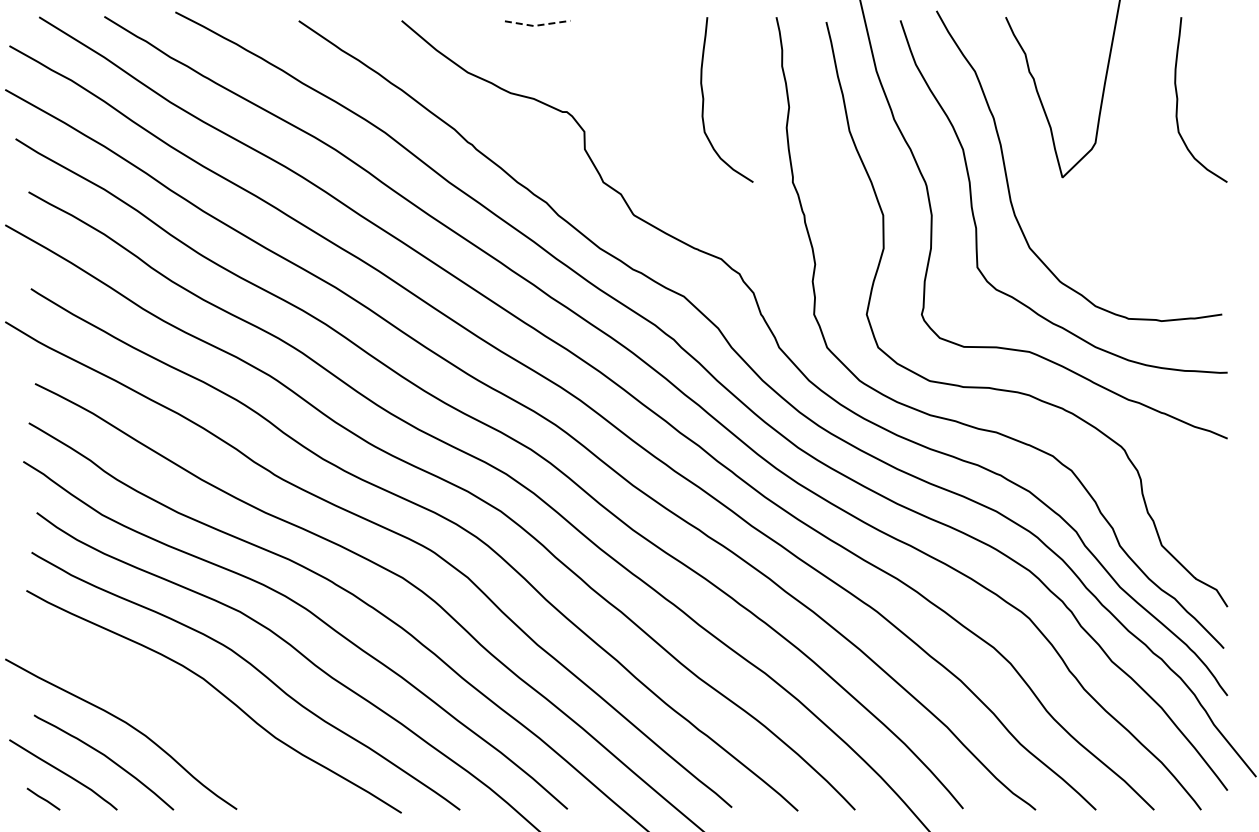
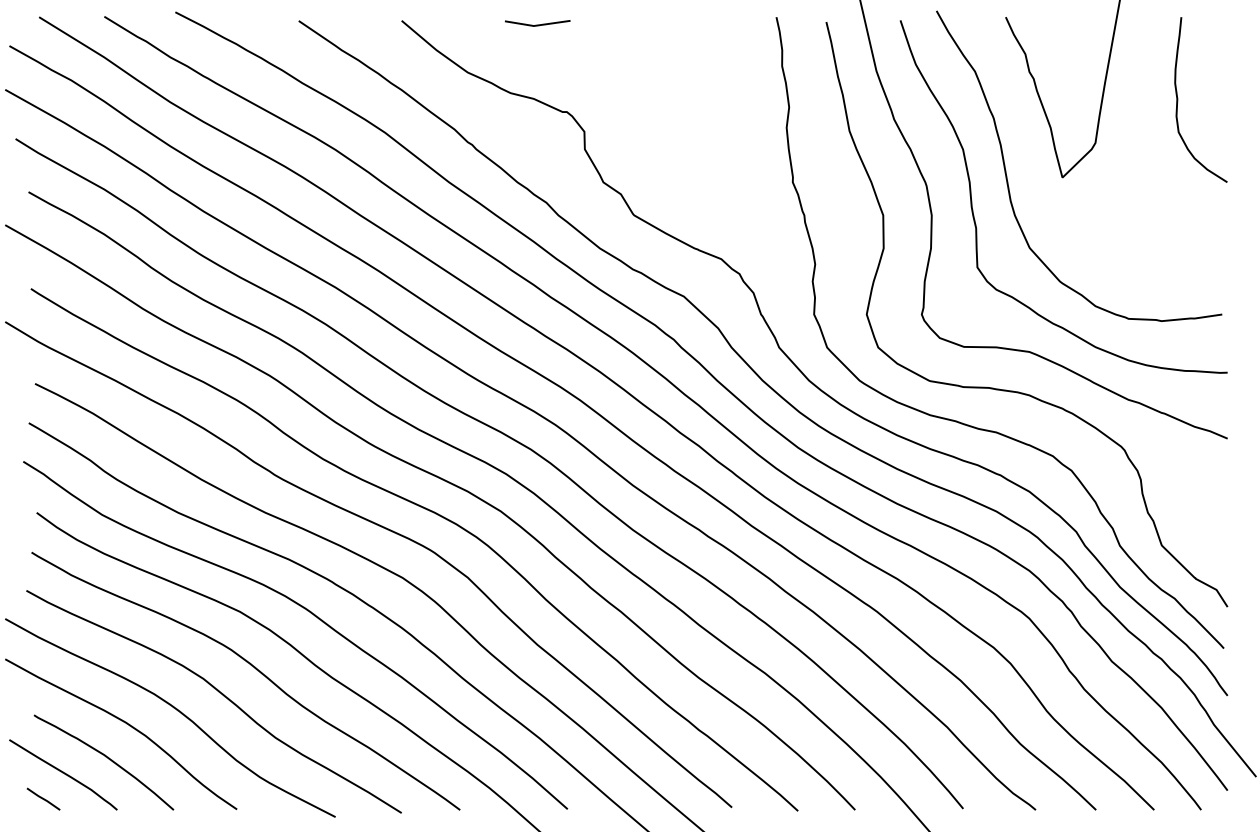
line: dashed -> solid (537, 25)
curve: present -> none (704, 99)
curve: none -> present (176, 710)
